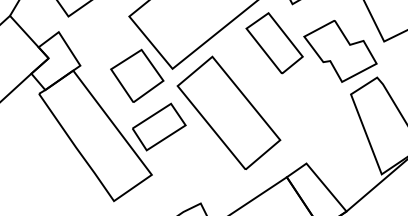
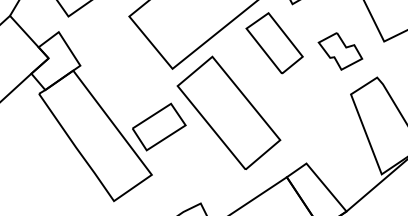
part size: 75x63 px -> 47x39 px (340, 51)
part: present -> none (137, 75)
